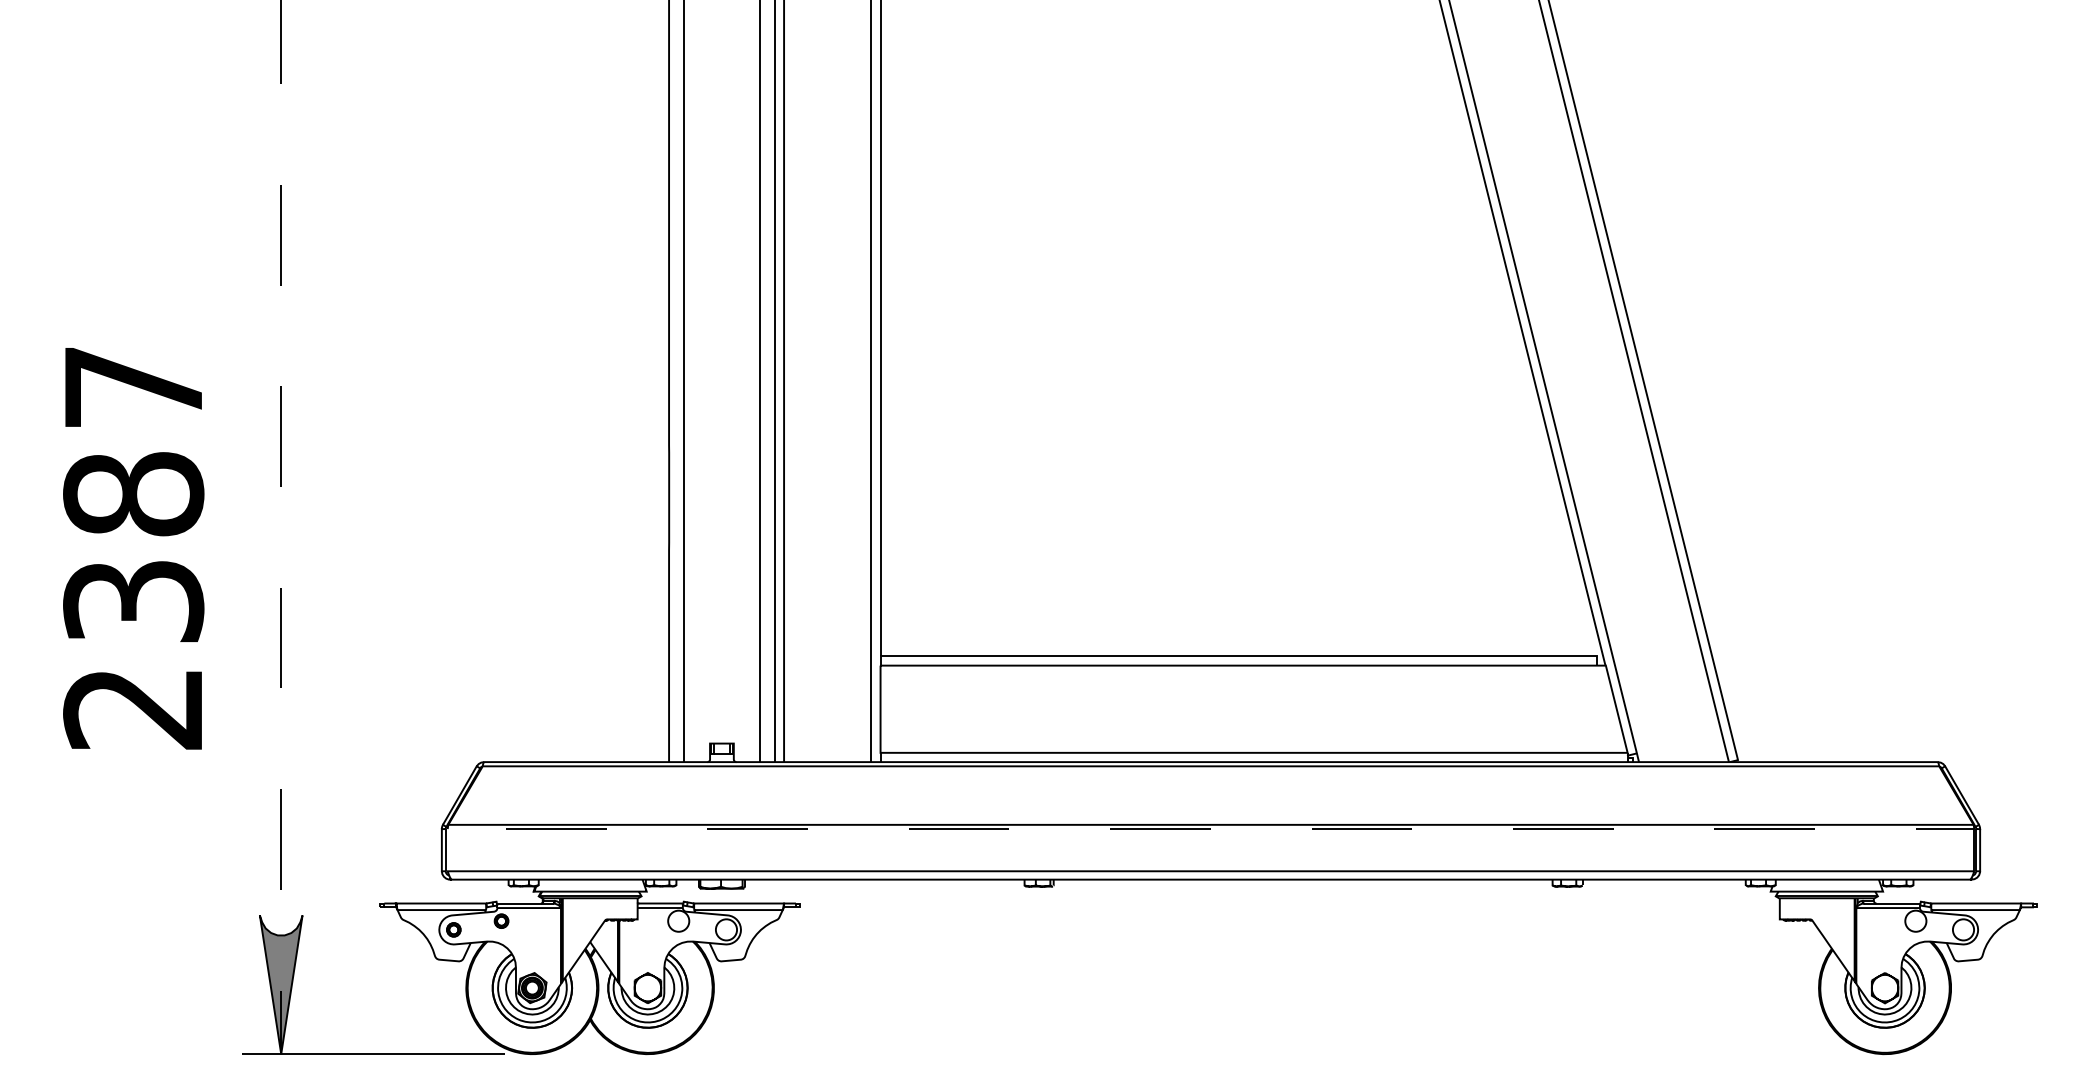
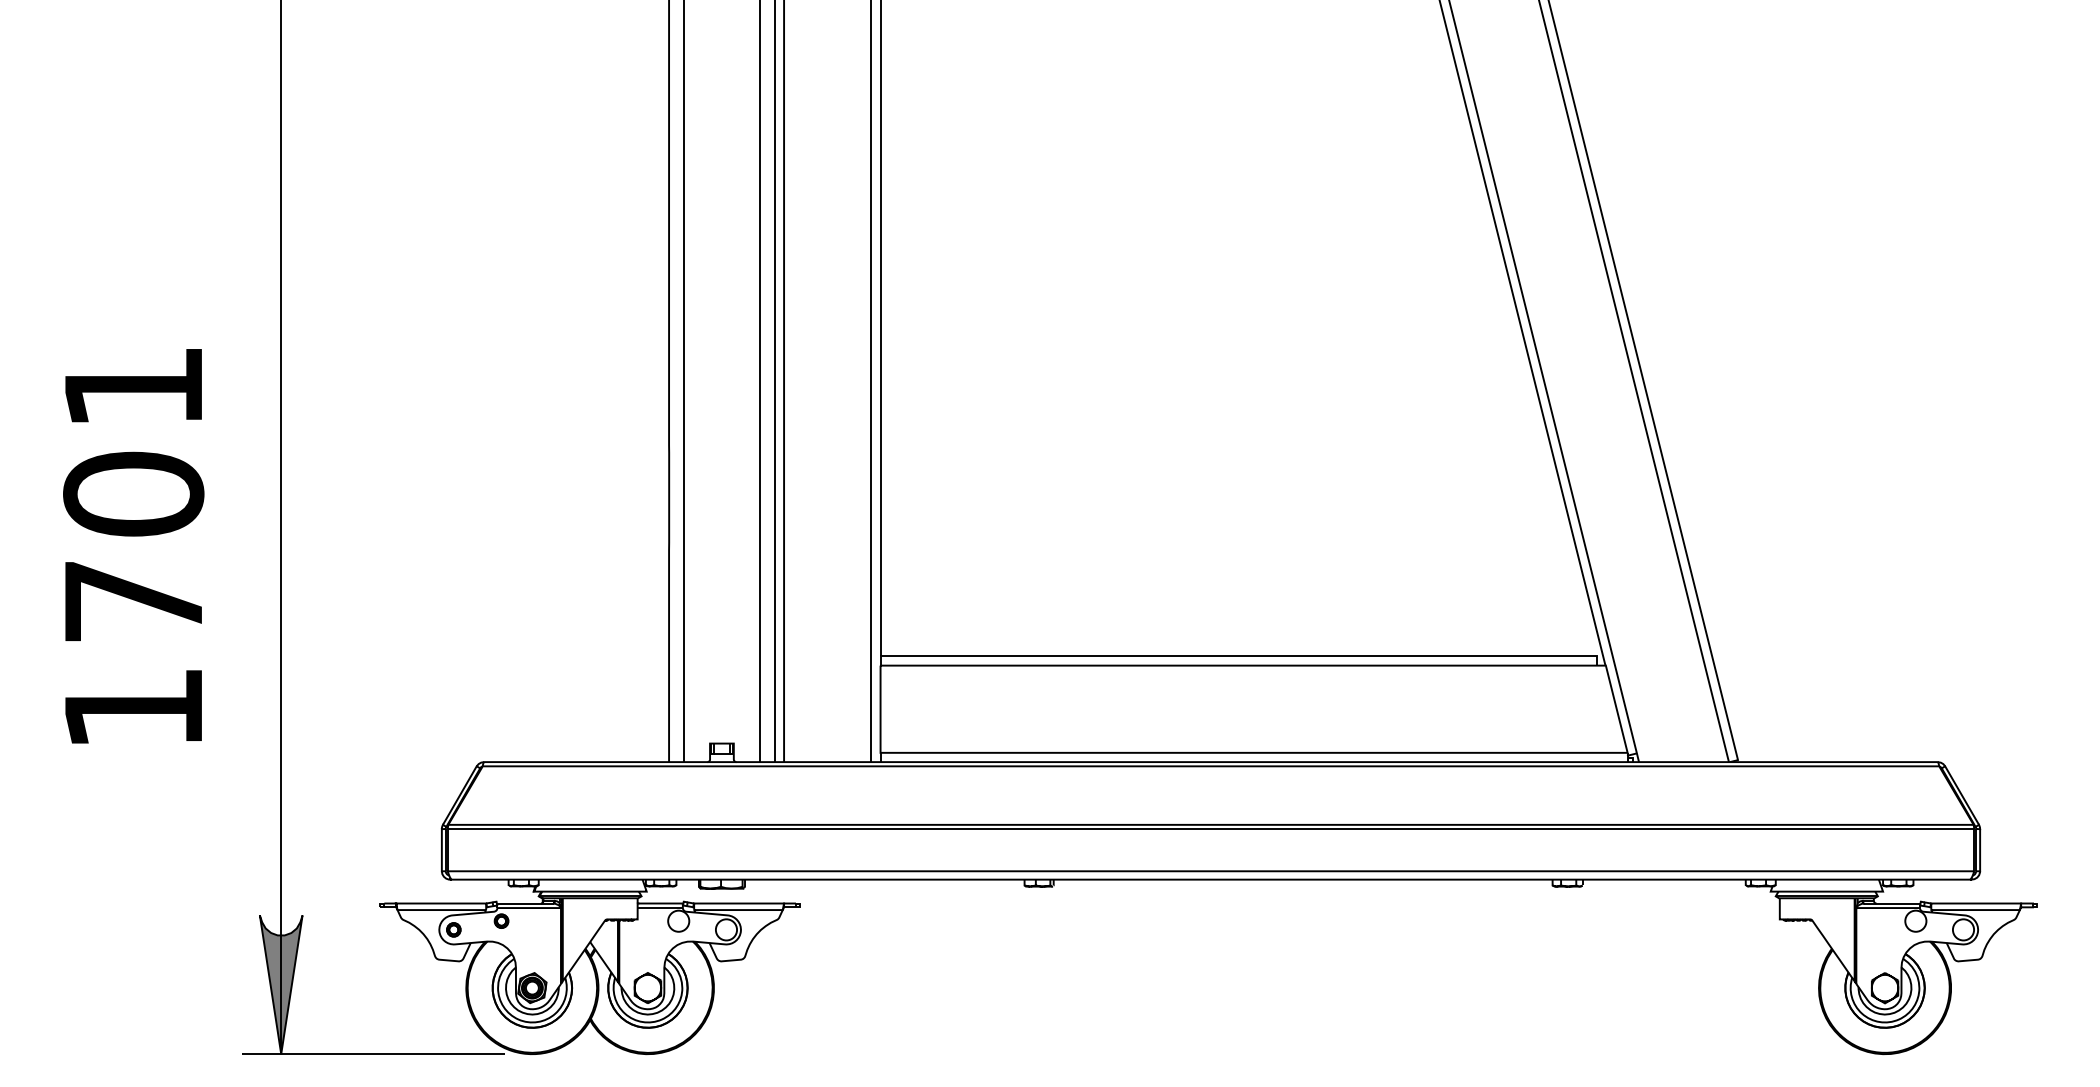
line: dashed -> solid (281, 527)
text: 2387 -> 1701 (133, 548)
line: dashed -> solid (1210, 829)
